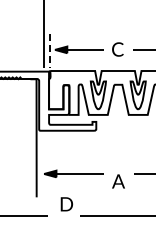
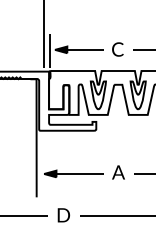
line: dashed -> solid (50, 51)
text position: (118, 181) -> (118, 172) (118, 172)
text position: (66, 204) -> (63, 215) (63, 215)
